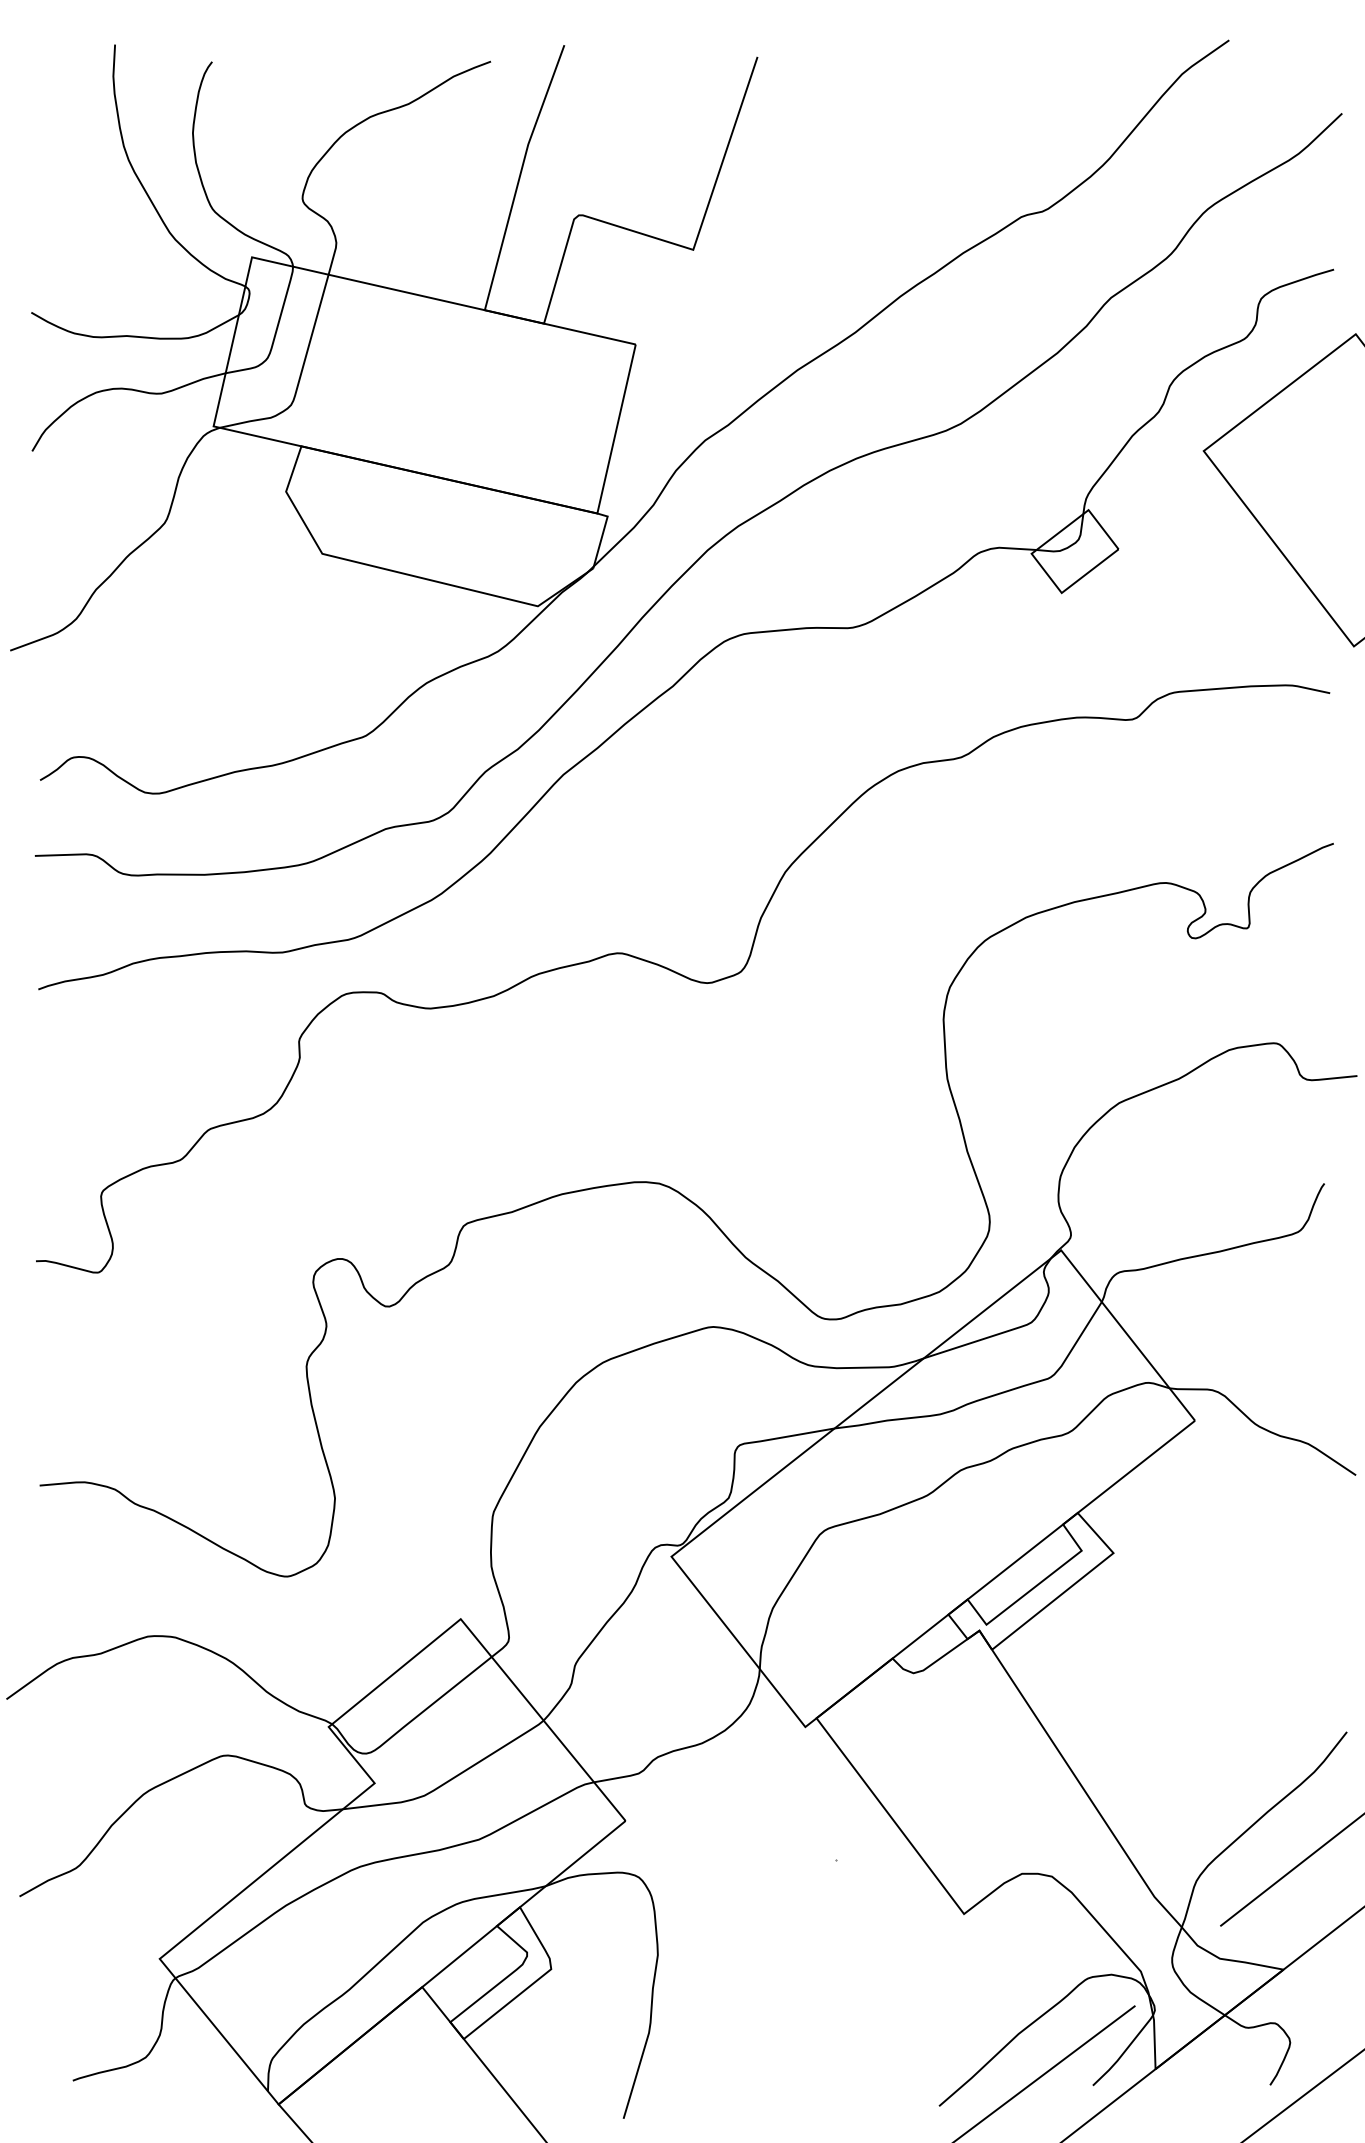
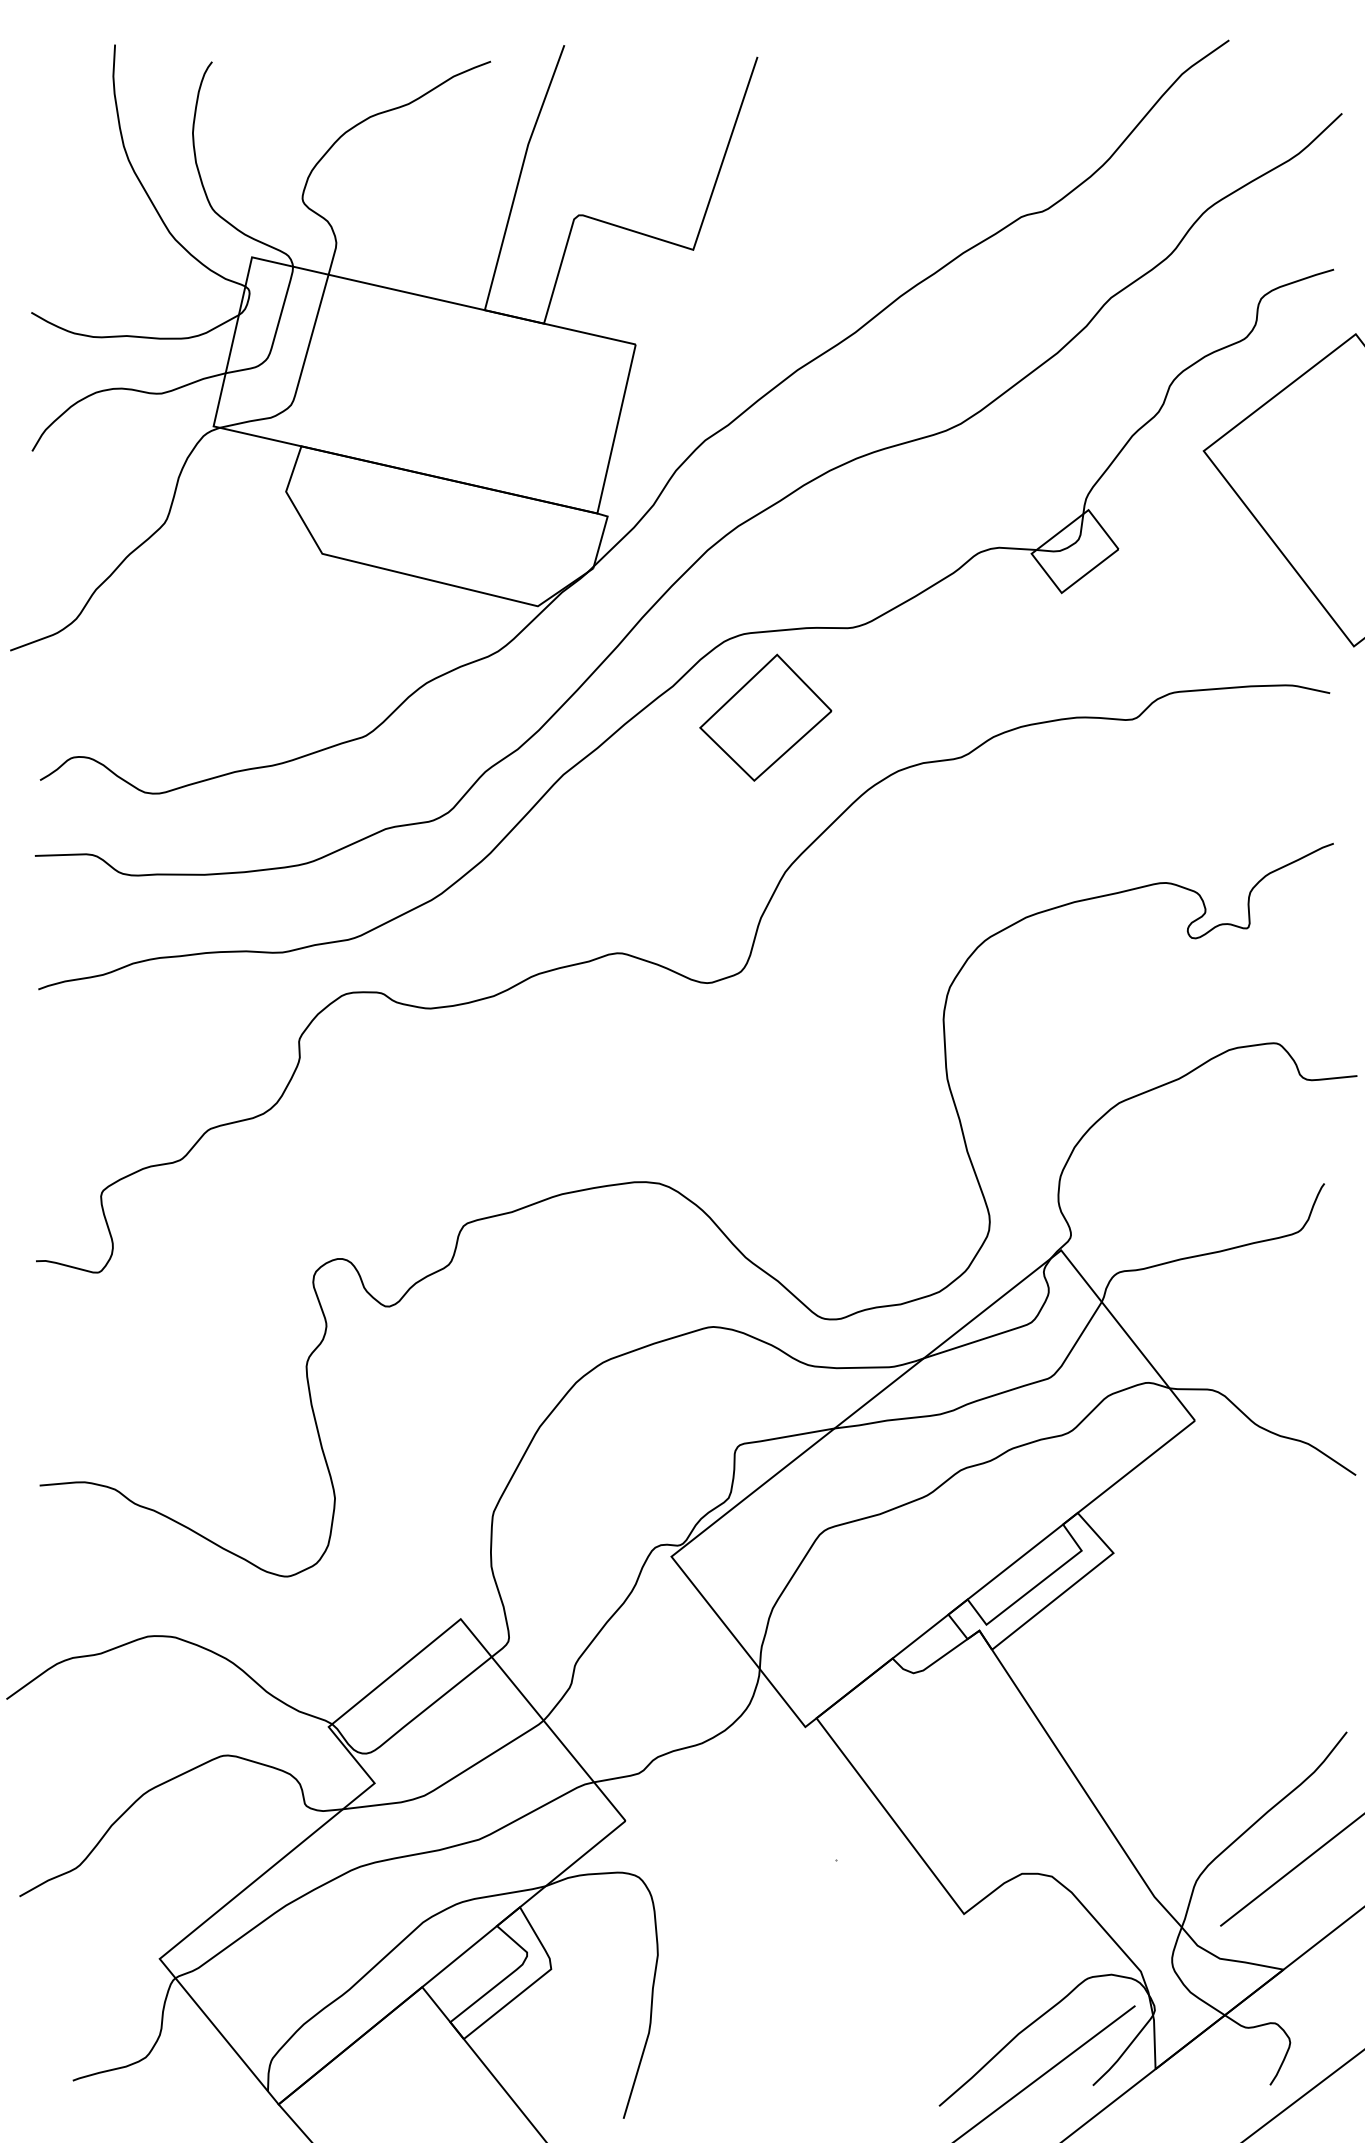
part: none -> present (765, 717)
